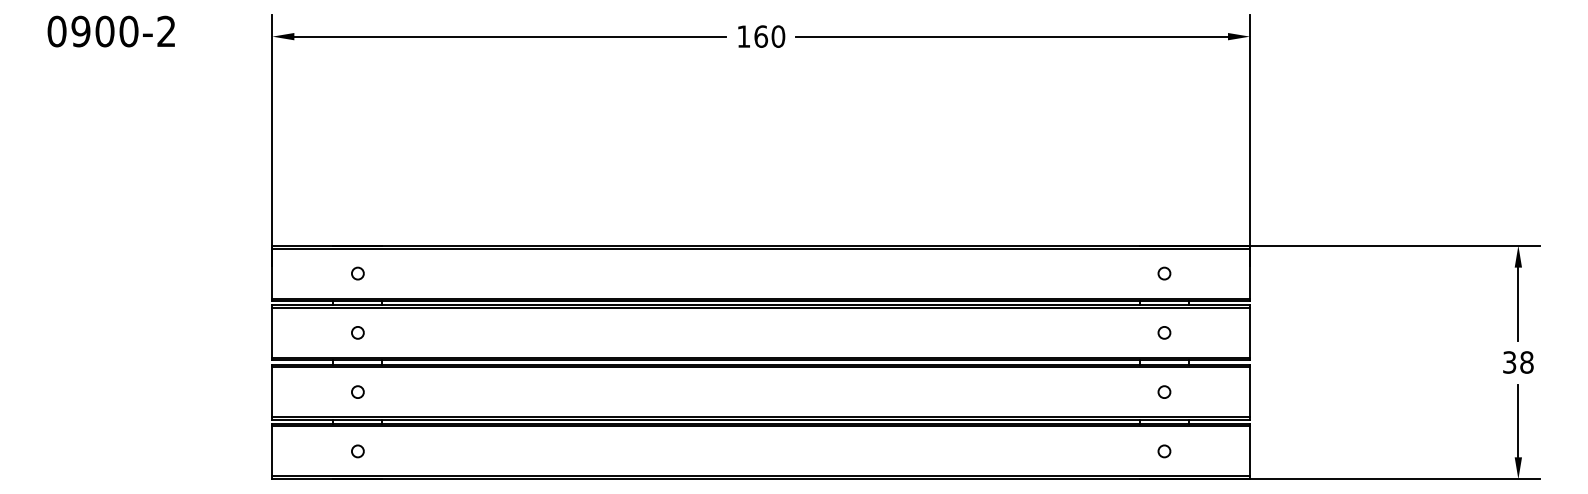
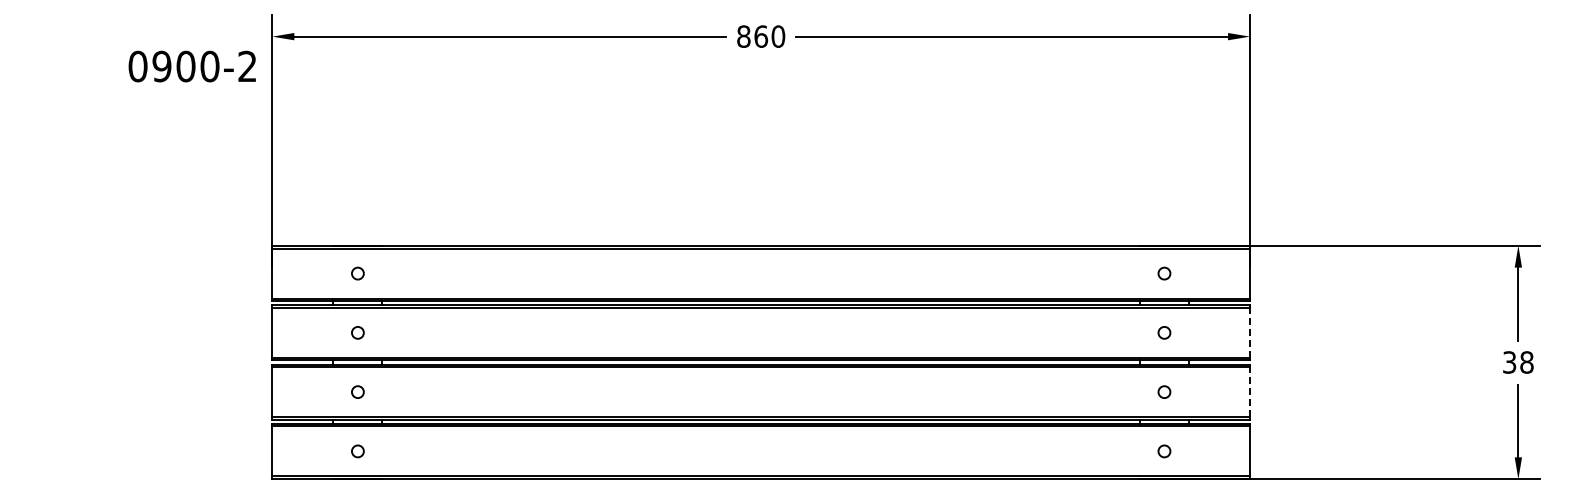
text position: (110, 31) -> (191, 66) (191, 66)
text: 160 -> 860 (743, 36)
line: solid -> dashed (1250, 332)
line: solid -> dashed (1250, 391)
